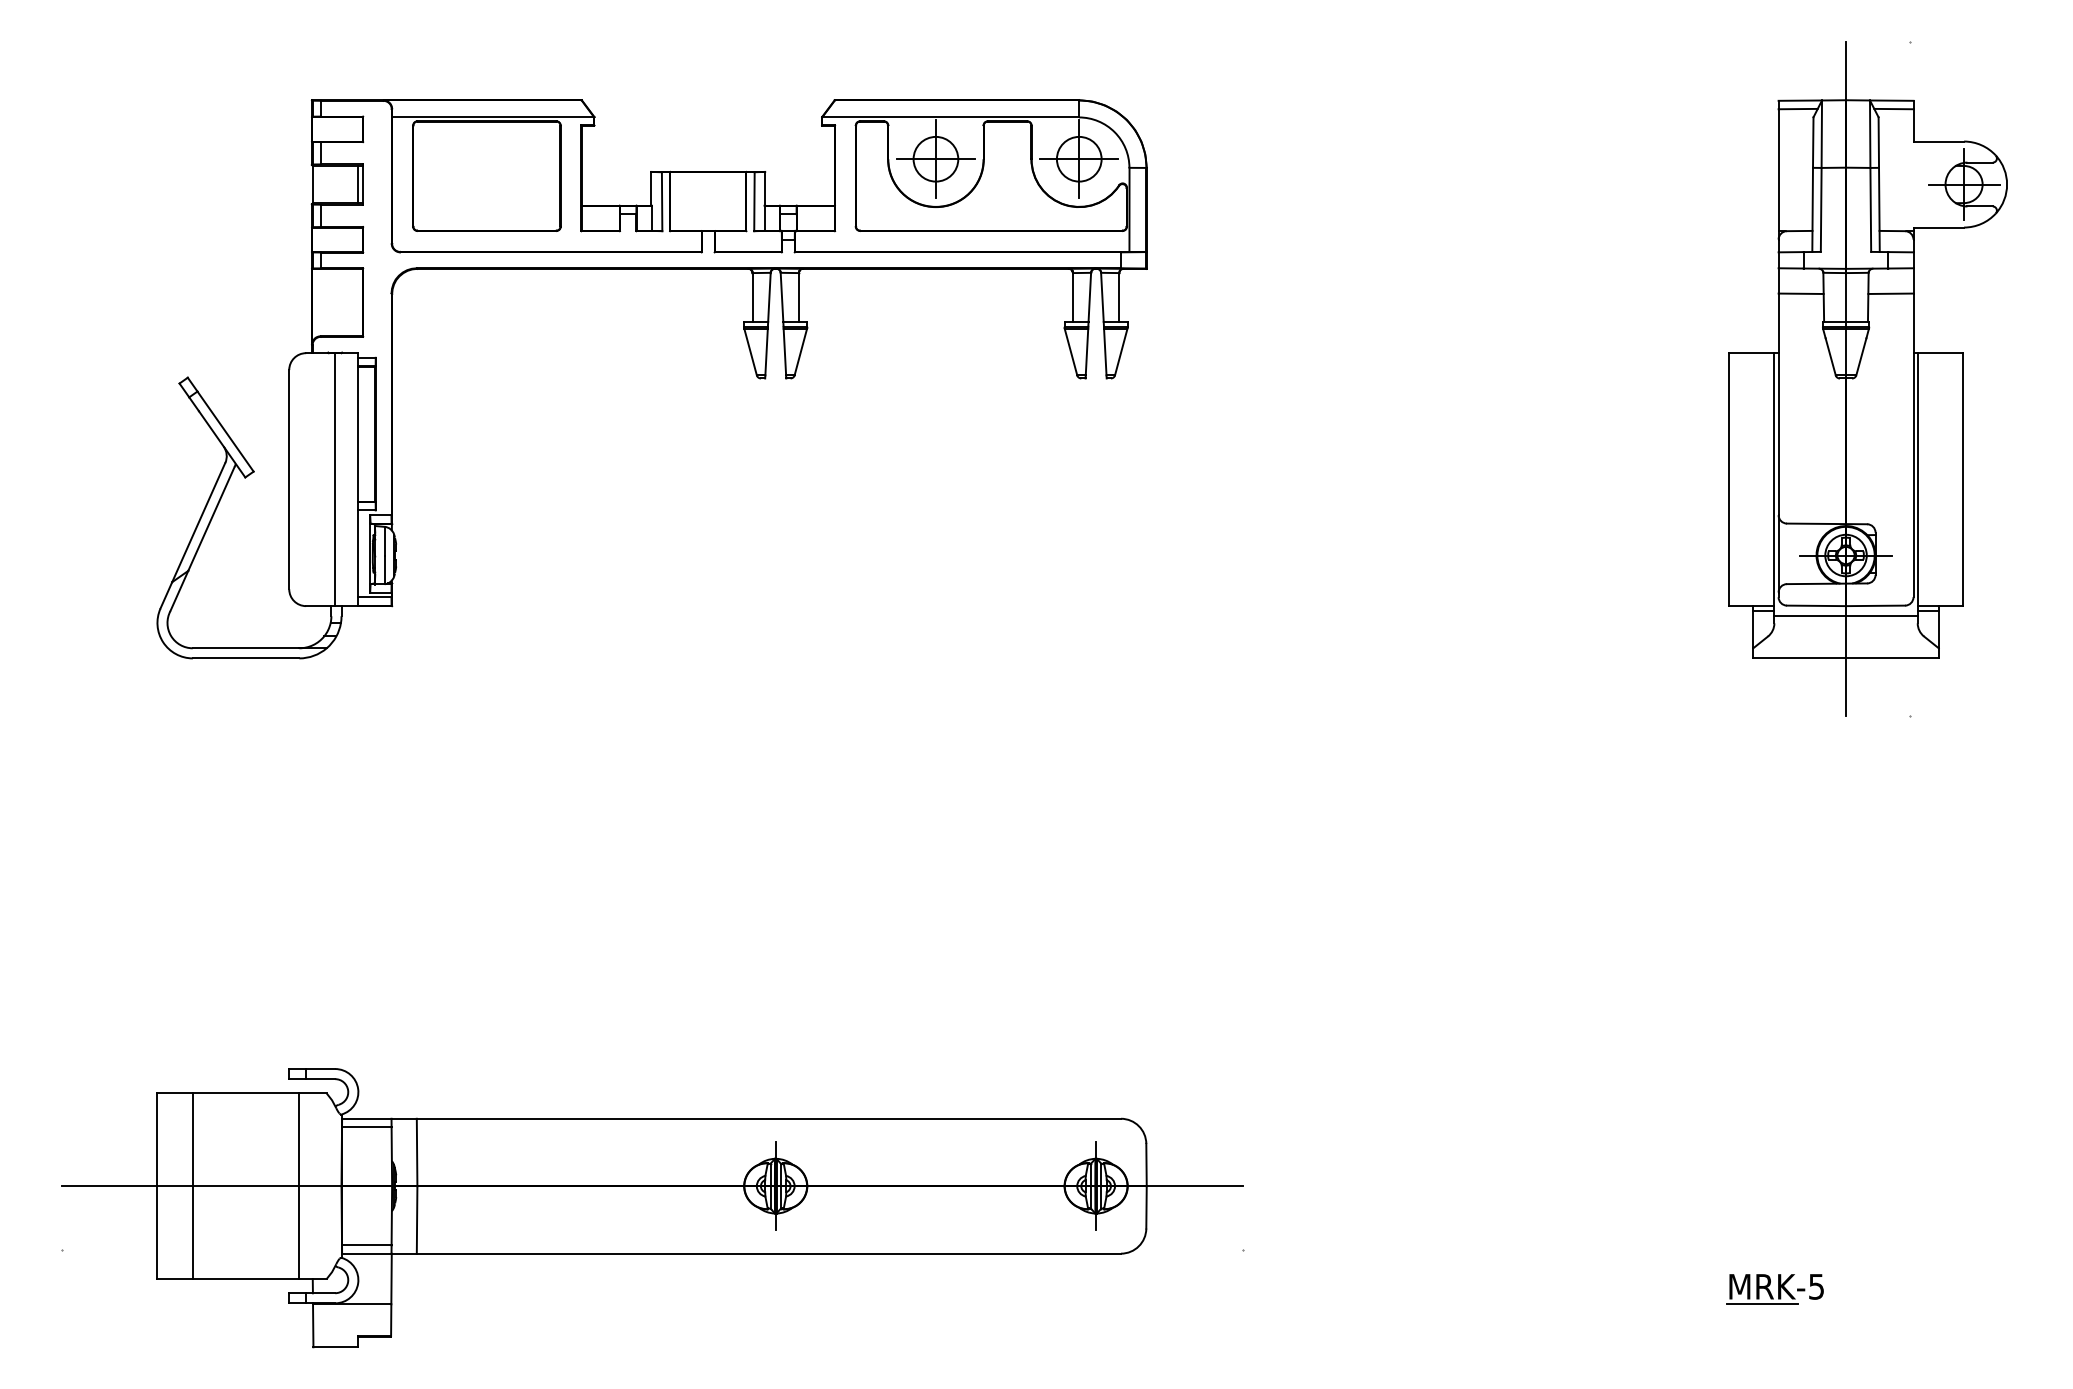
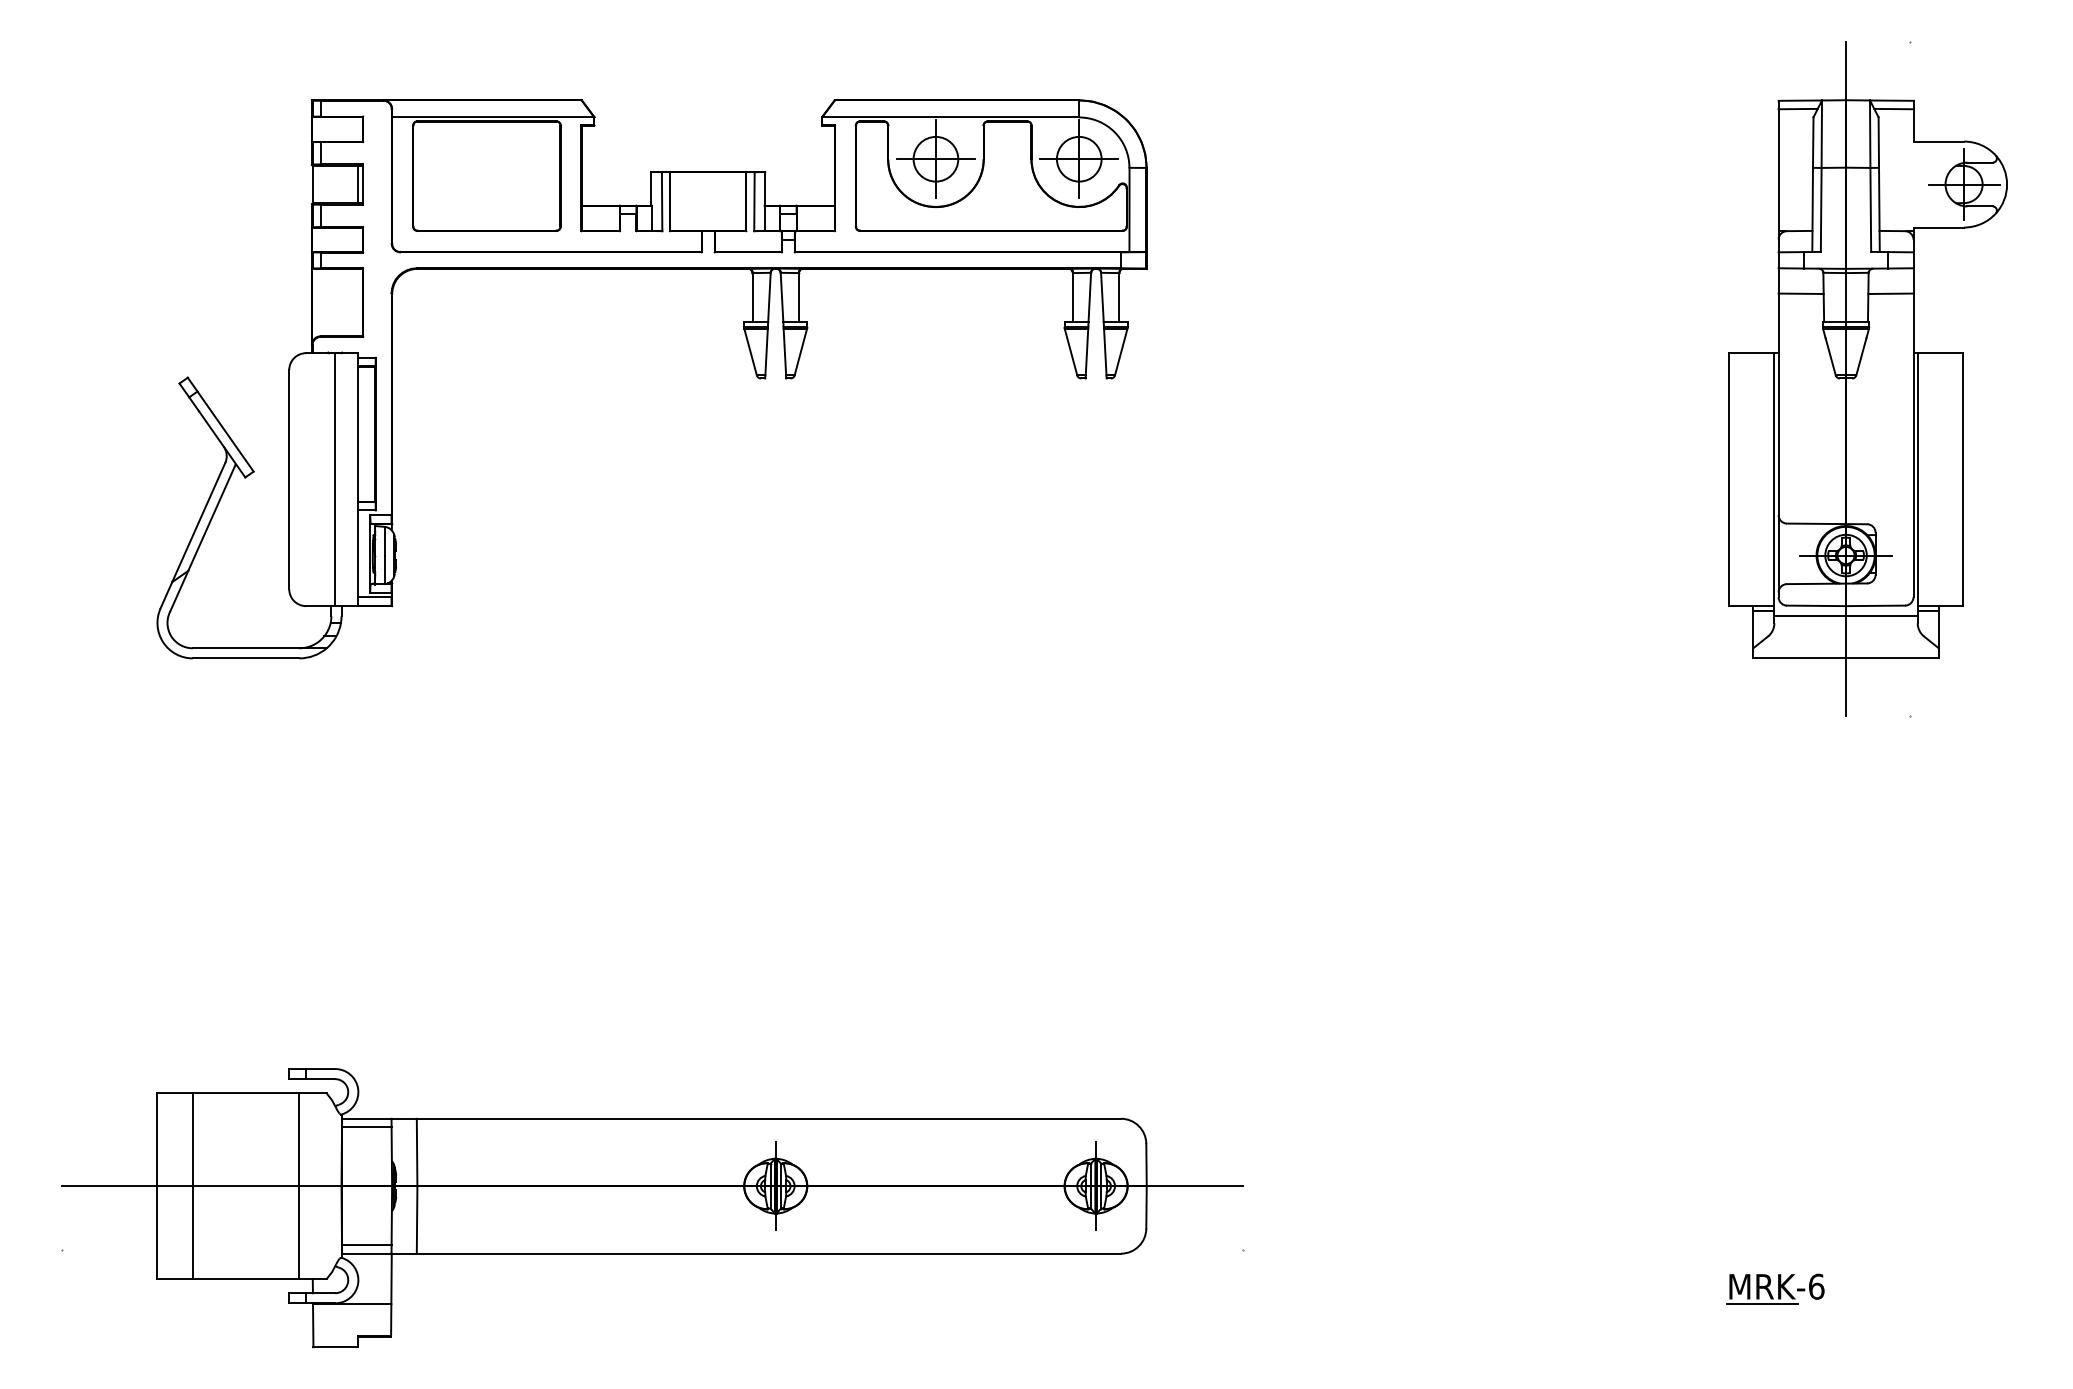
text: MRK-5 -> MRK-6 (1816, 1286)
